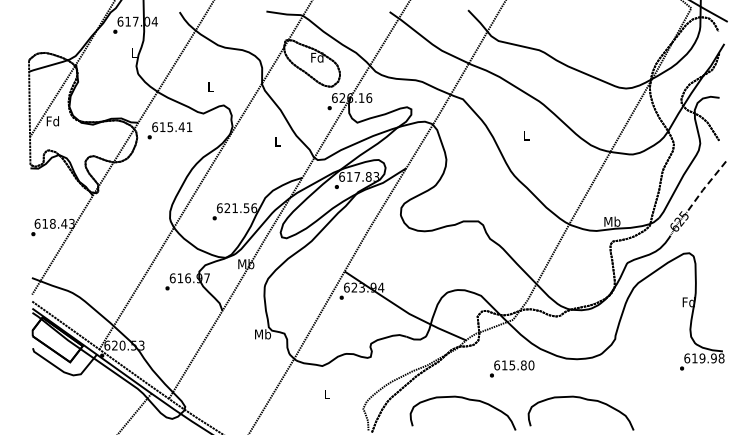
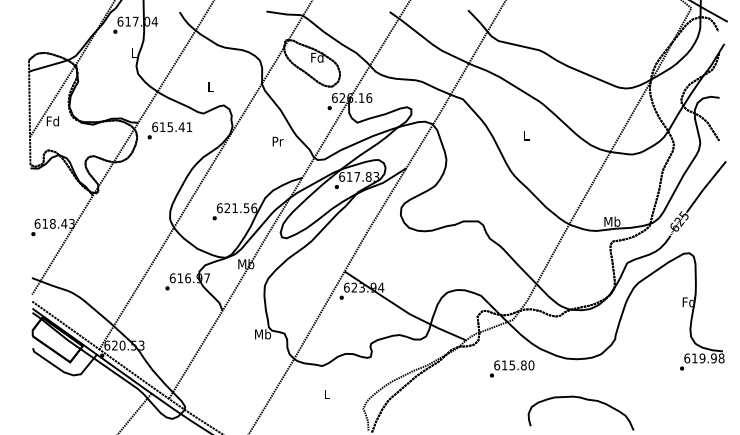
text: L -> Pr (277, 141)
line: dashed -> solid (705, 186)
curve: present -> none (464, 399)
